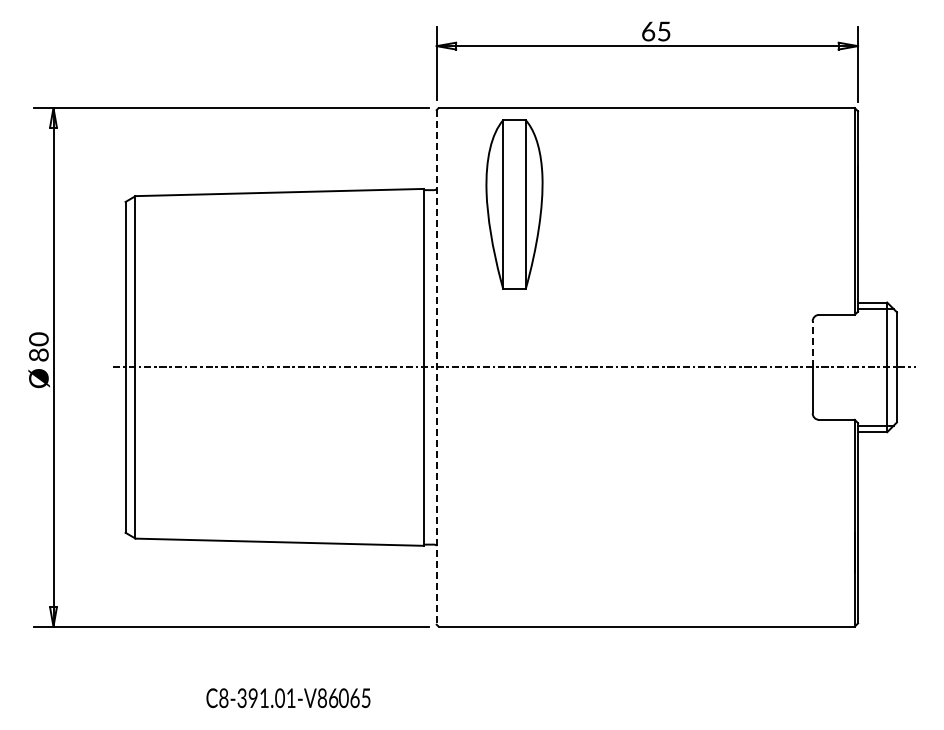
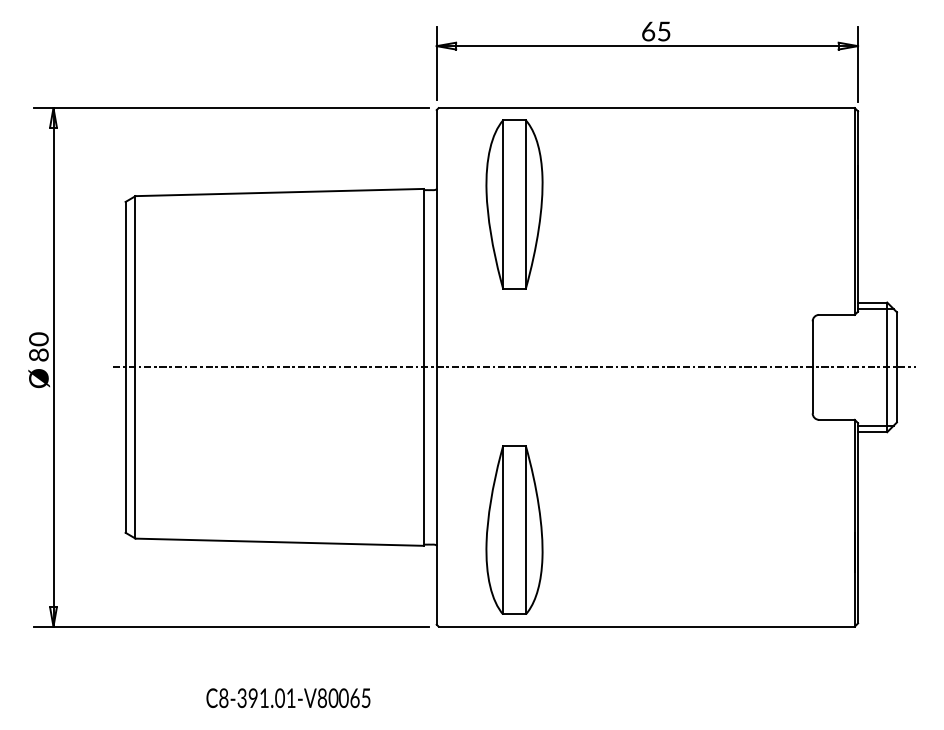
line: dashed -> solid (812, 343)
line: dashed -> solid (436, 367)
part: none -> present (514, 529)
text: C8-391.01-V86 -> C8-391.01-V80 (333, 697)
